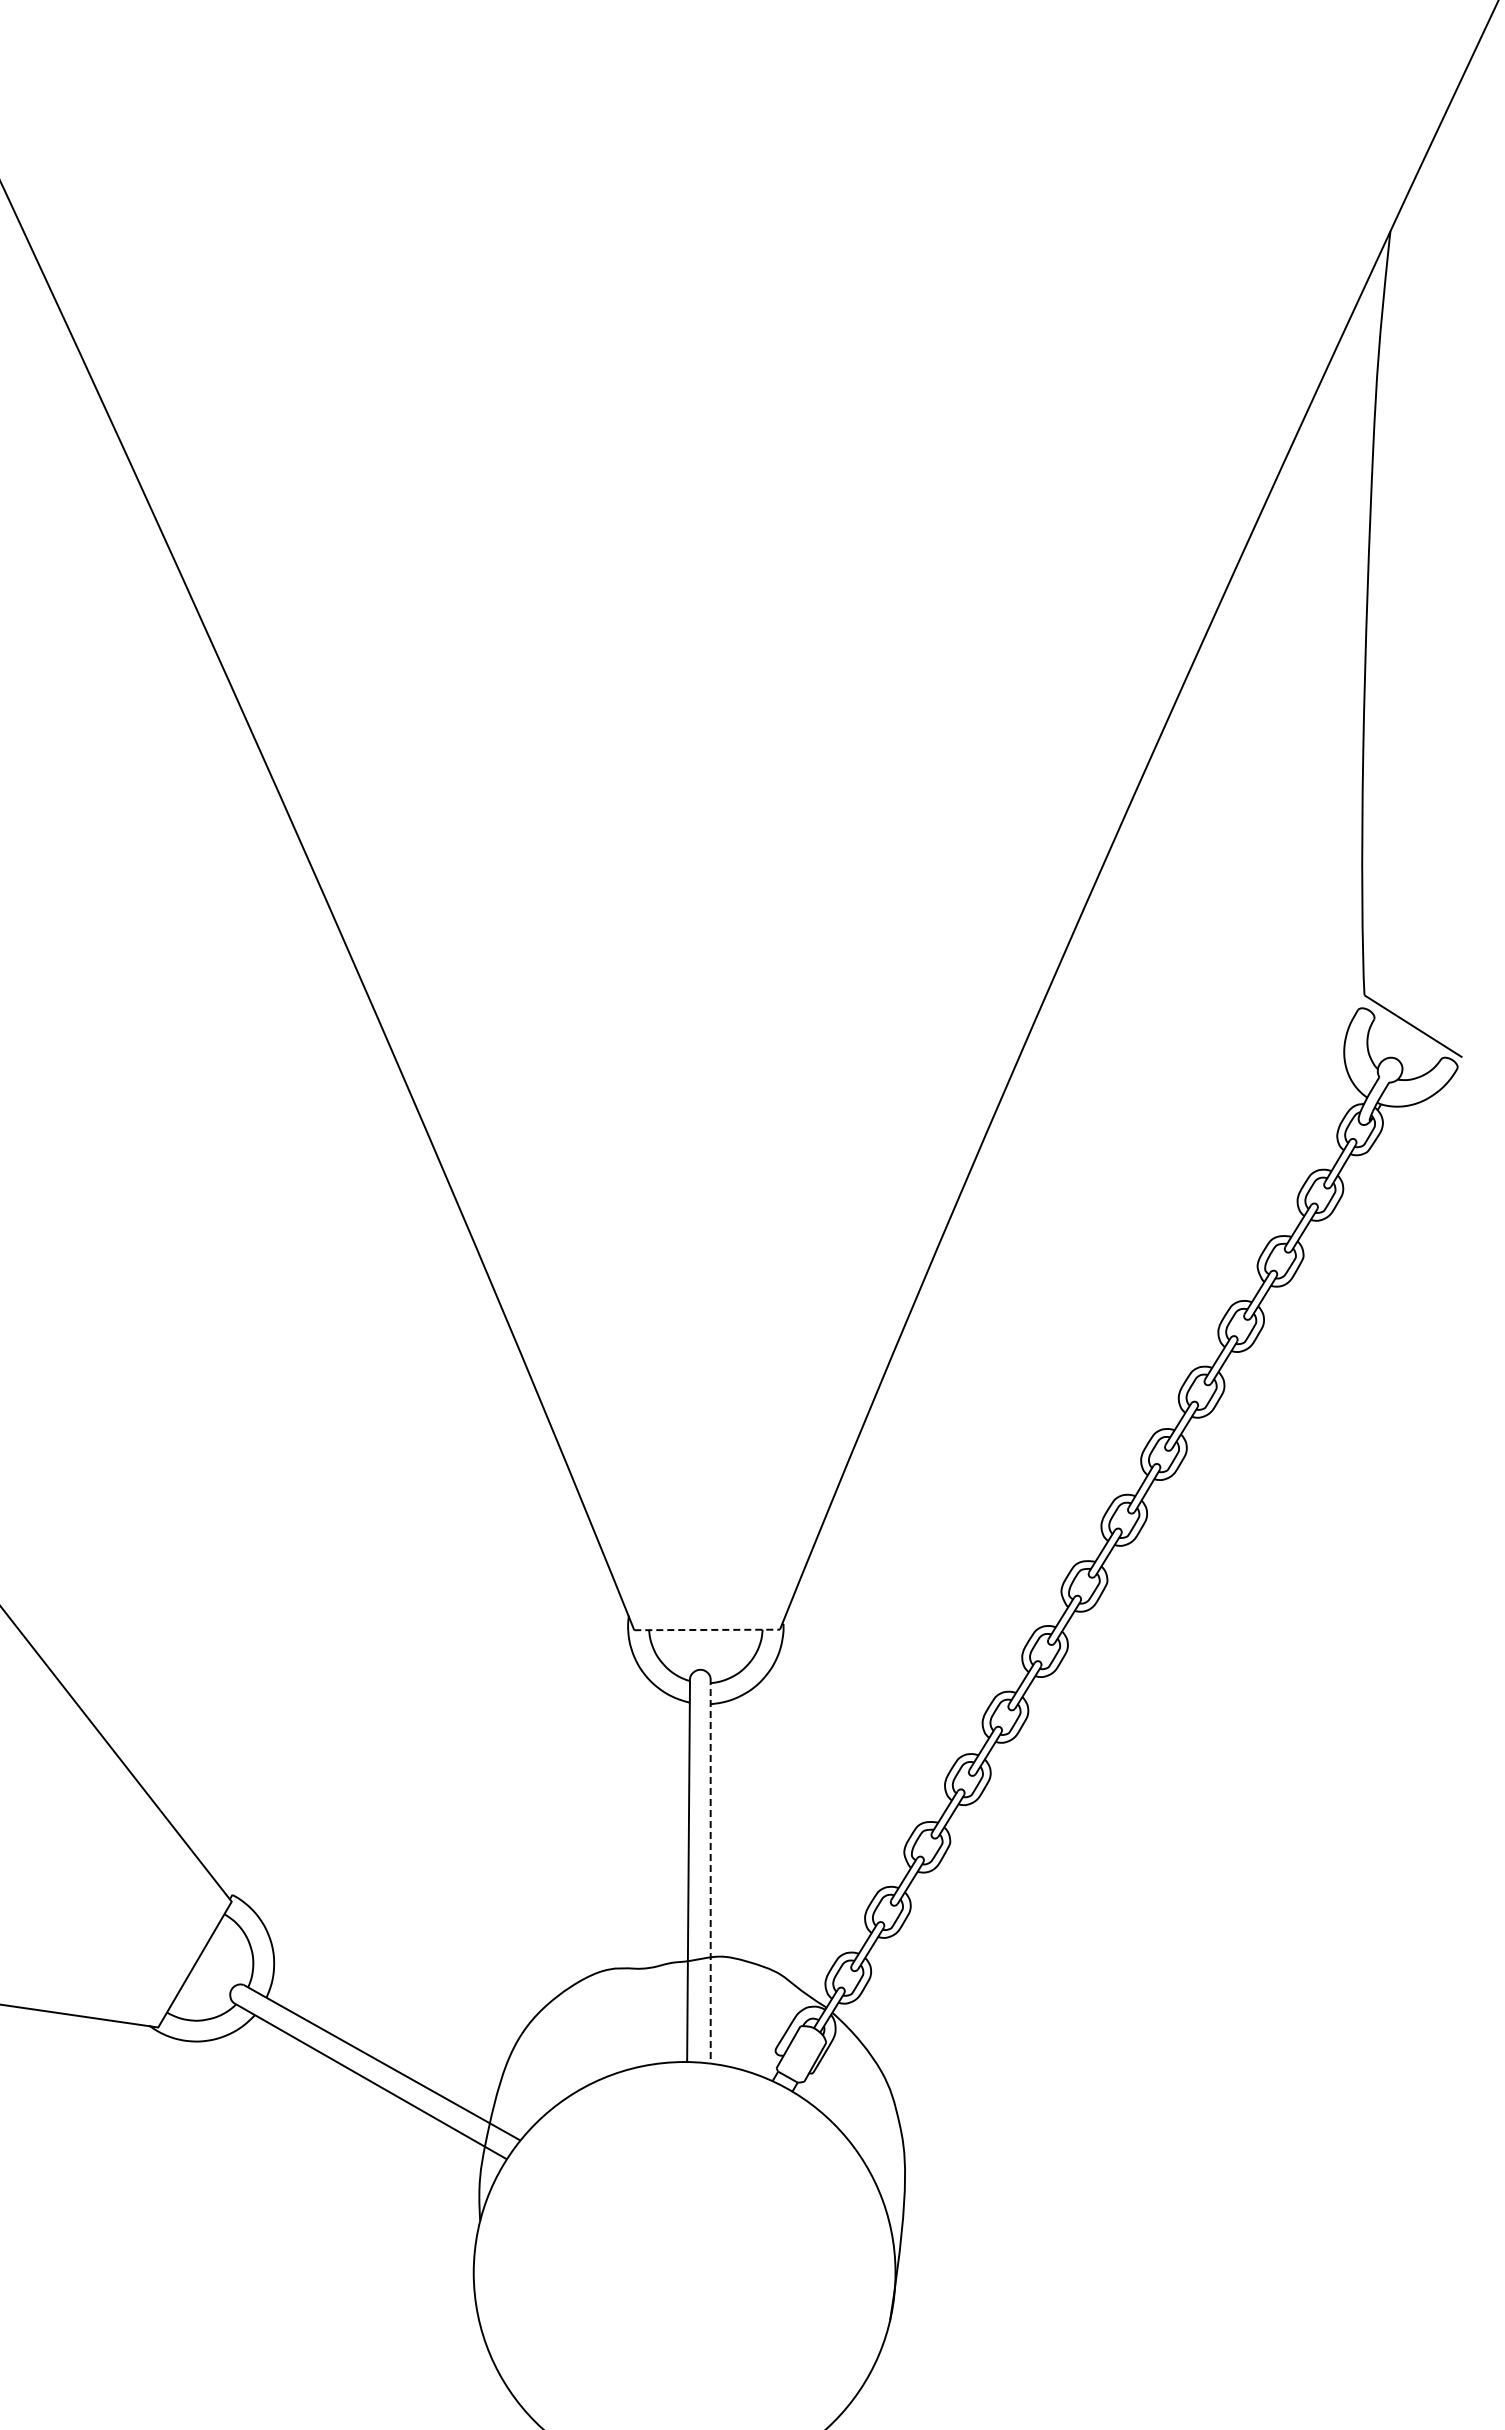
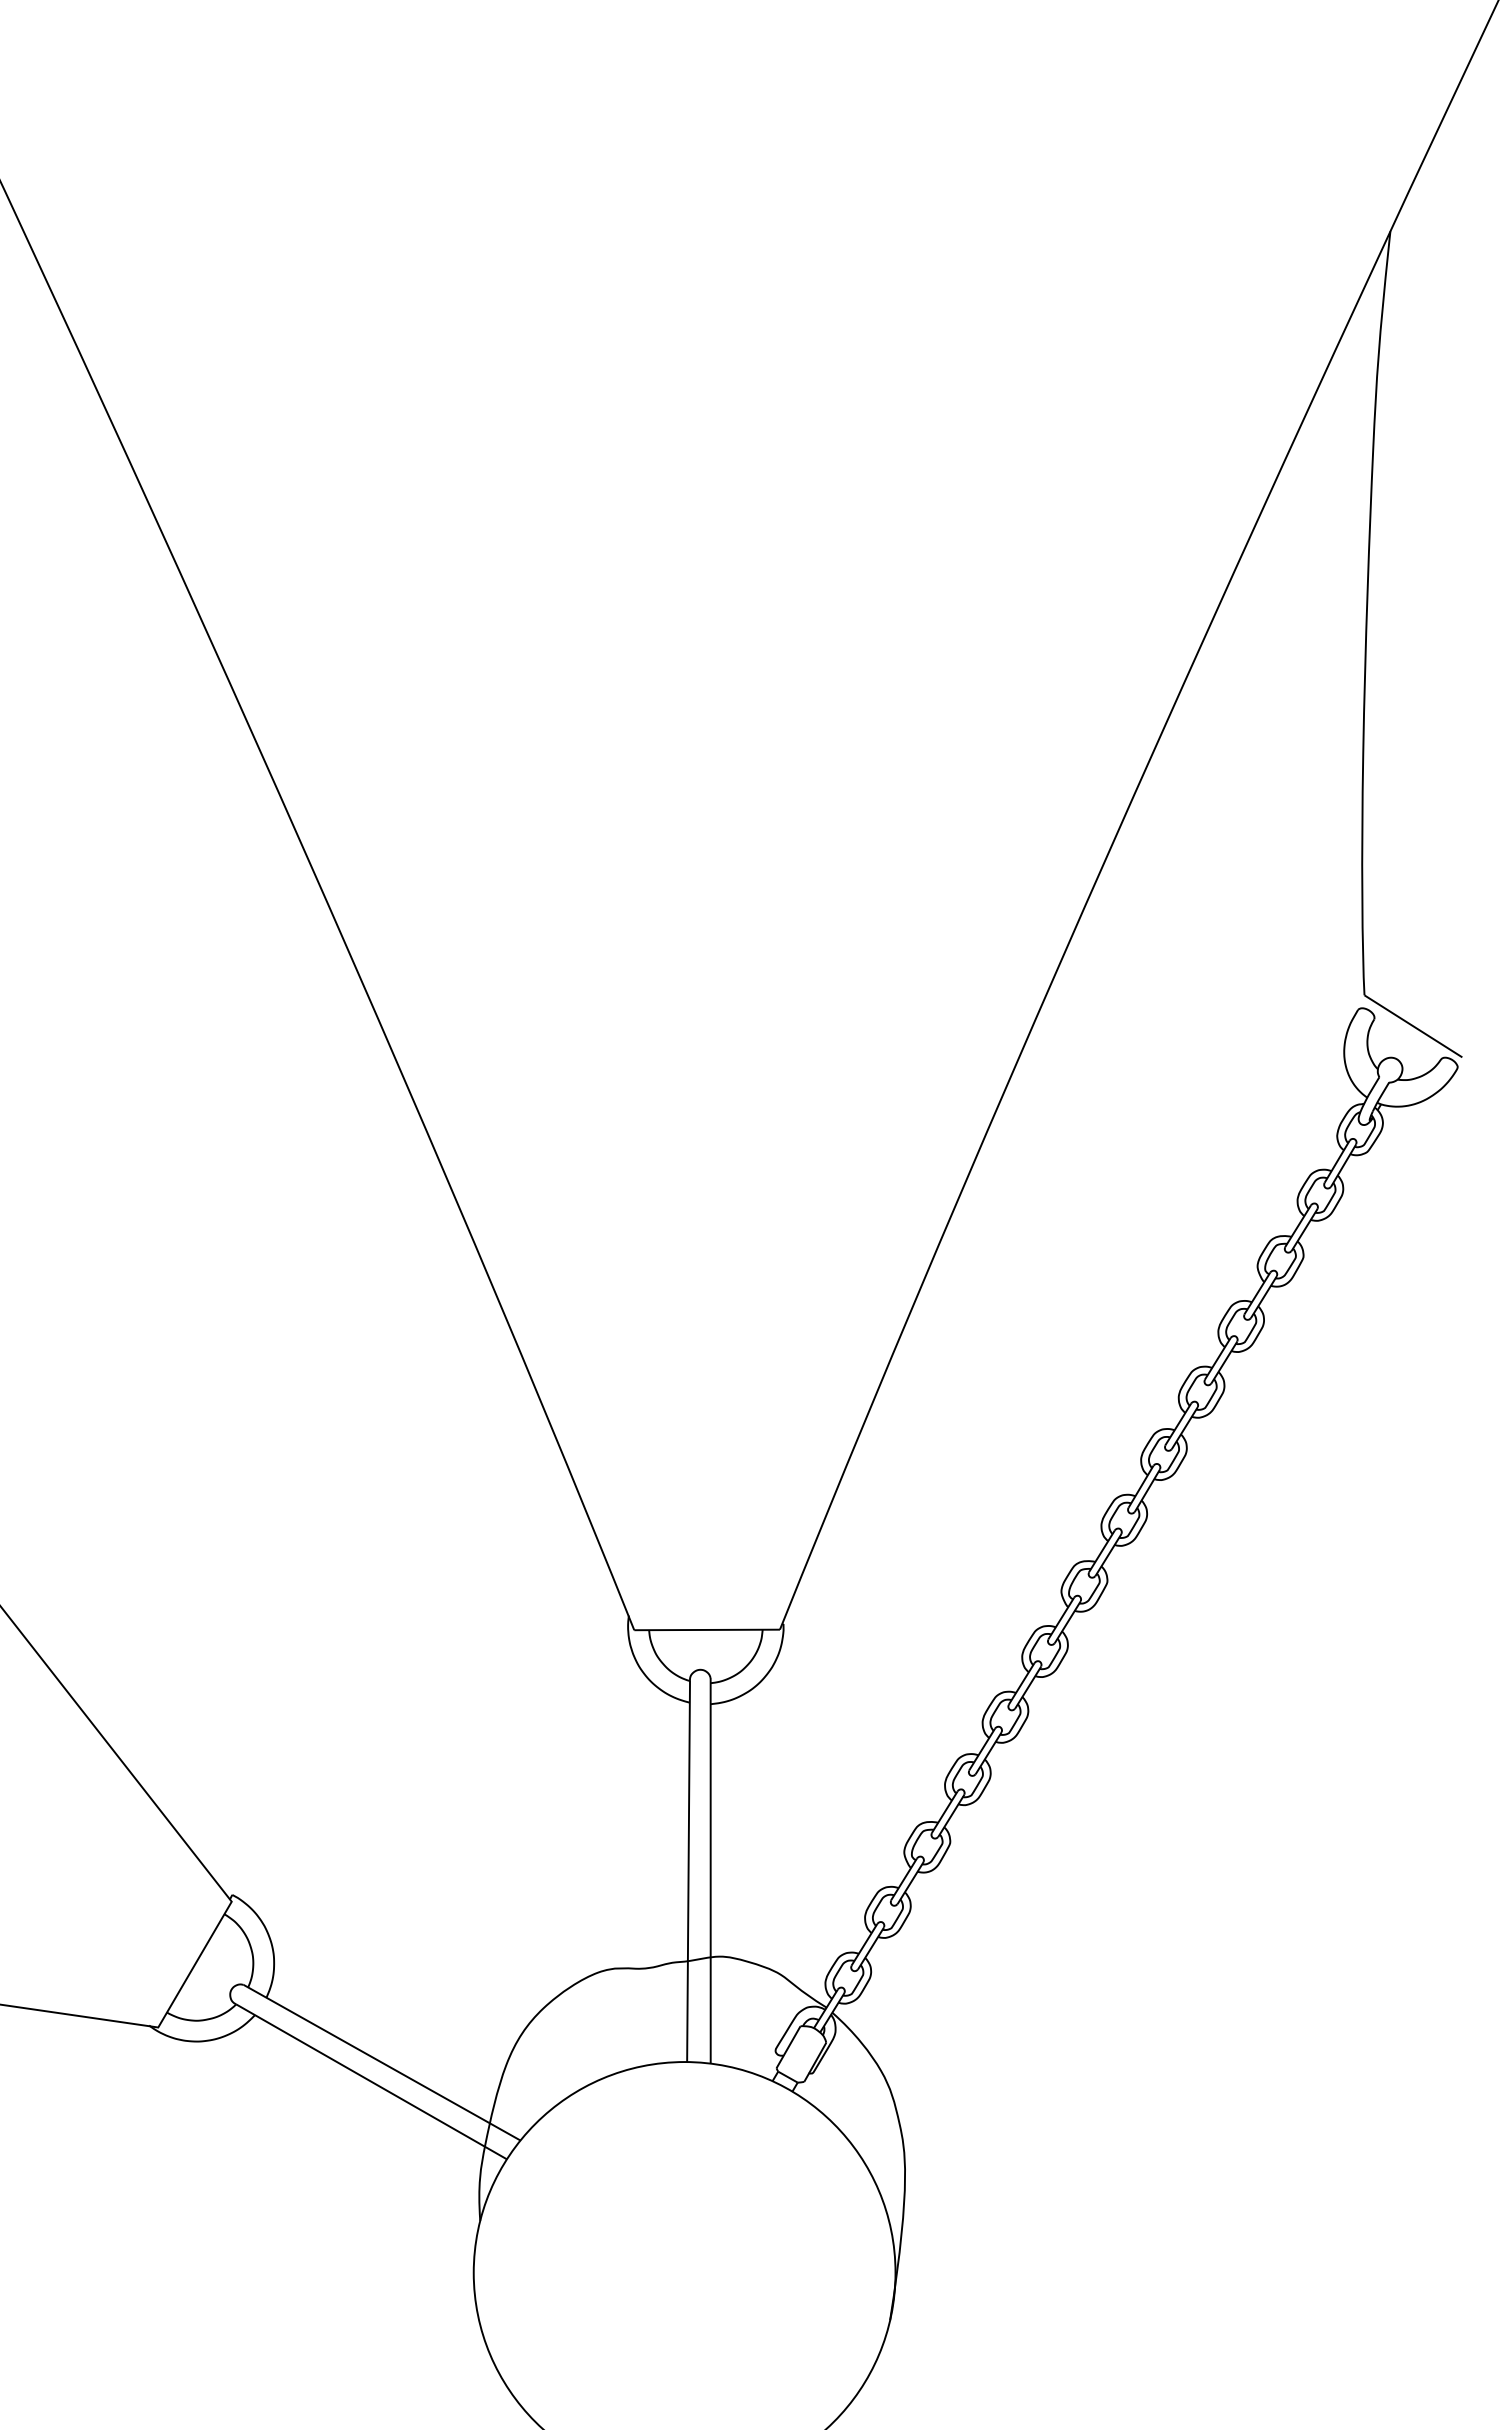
line: dashed -> solid (707, 1629)
line: dashed -> solid (710, 1870)
